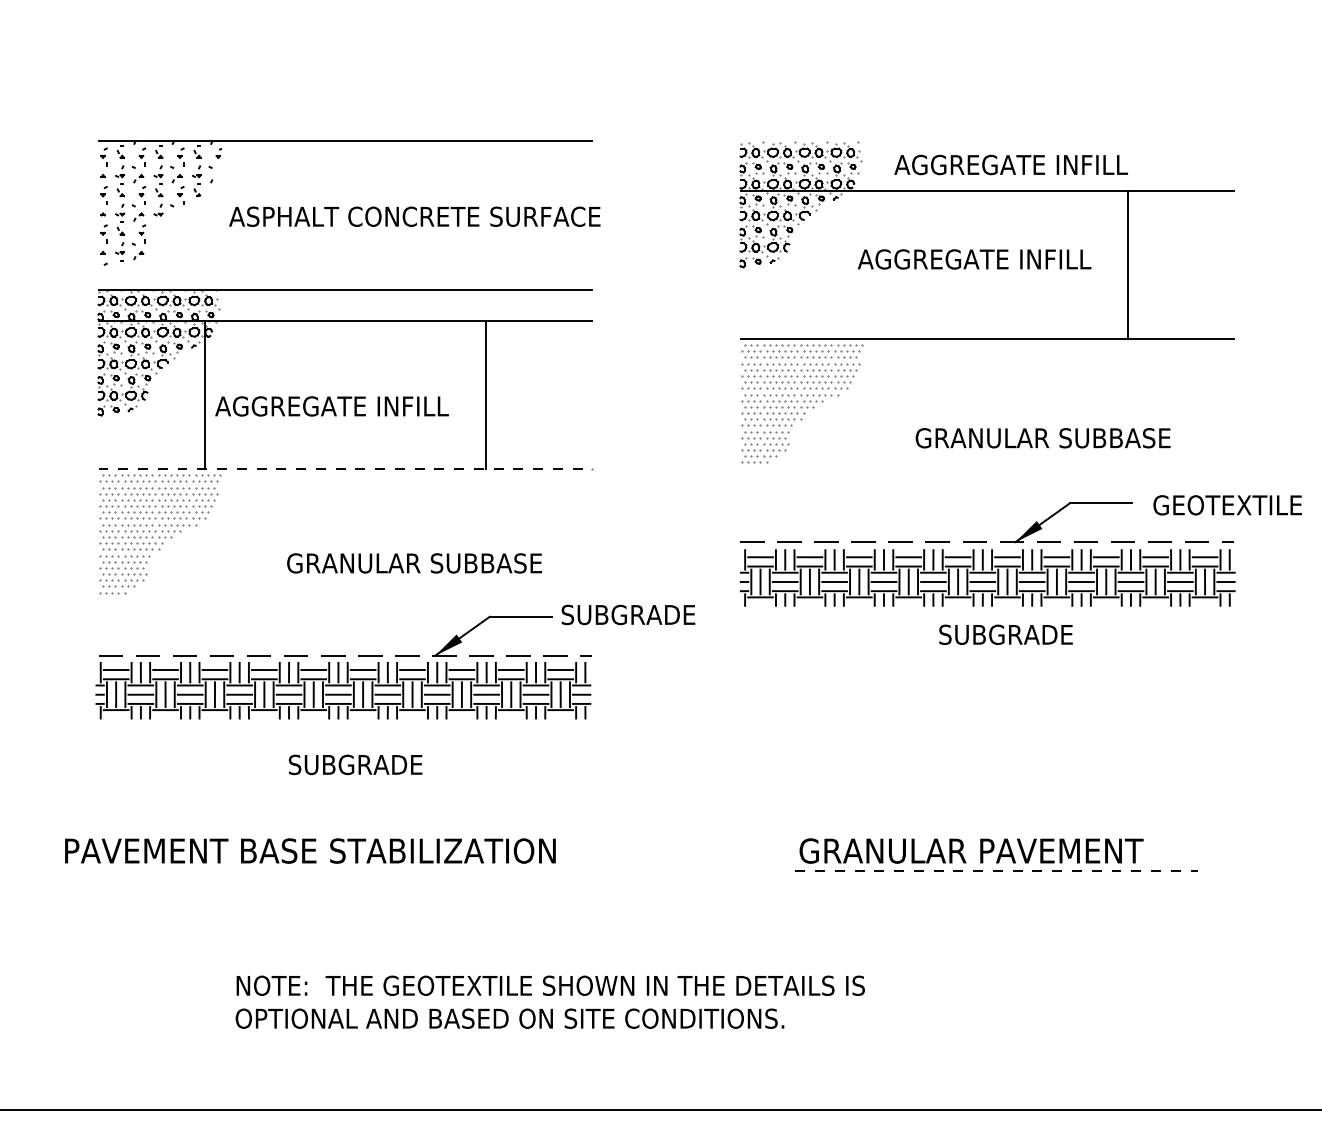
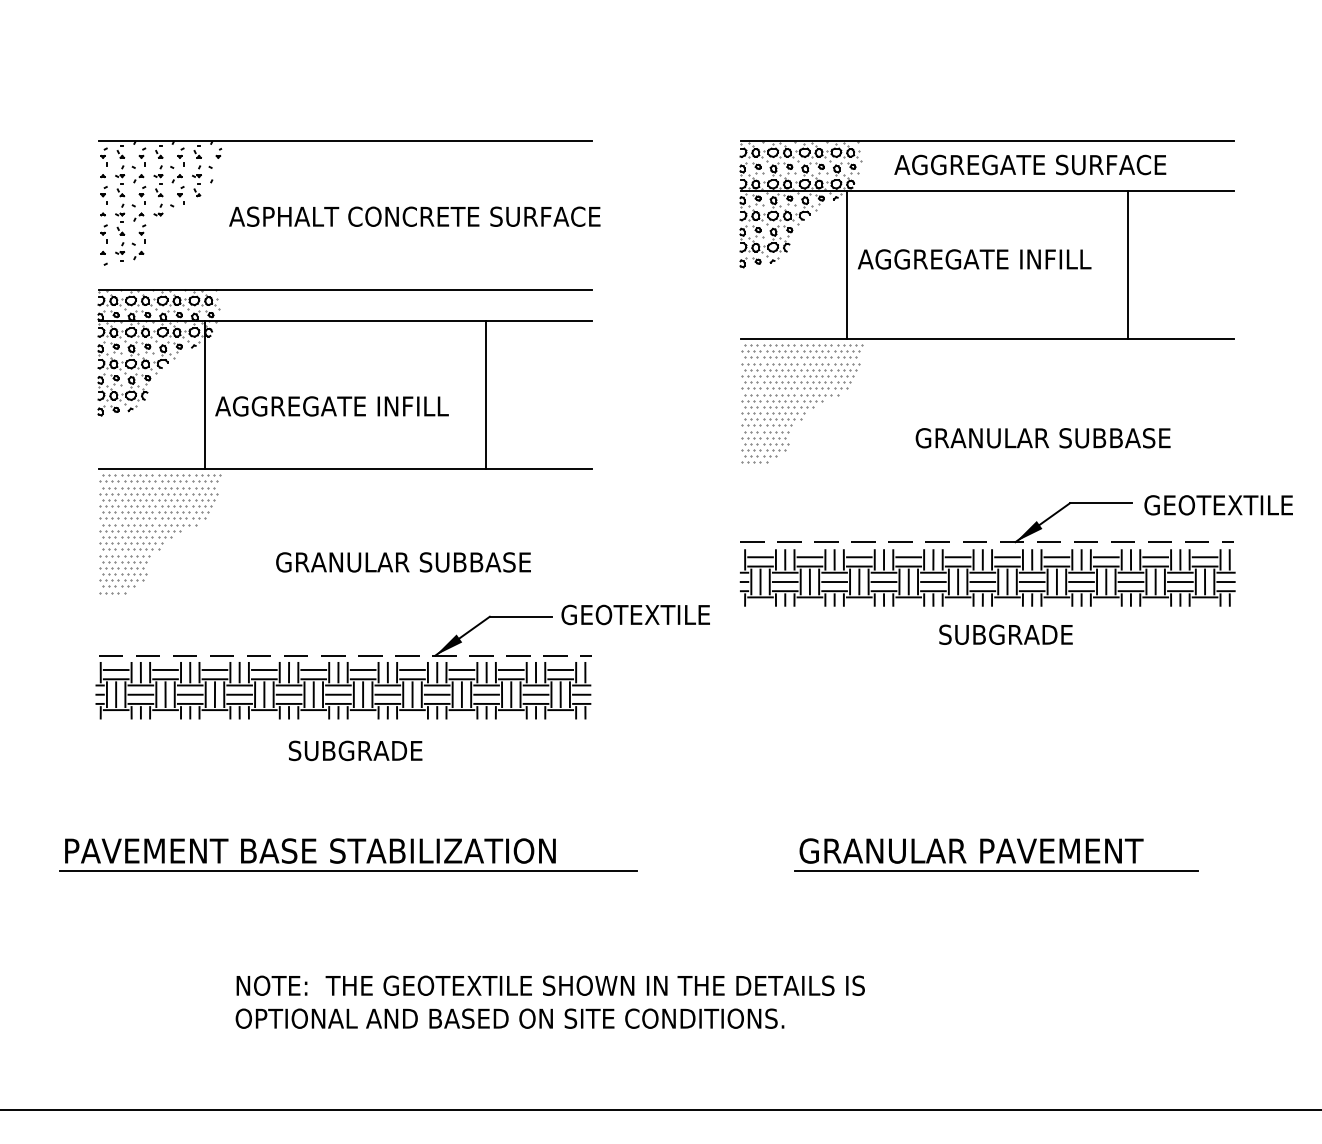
line: none -> present (987, 141)
text: AGGREGATE INFILL -> AGGREGATE SURFACE (1111, 164)
line: none -> present (846, 264)
line: dashed -> solid (345, 469)
text position: (1227, 505) -> (1218, 505) (1218, 505)
text position: (414, 563) -> (403, 562) (403, 562)
text: SUBGRADE -> GEOTEXTILE (635, 614)
text position: (355, 764) -> (355, 750) (355, 750)
line: none -> present (348, 871)
line: dashed -> solid (996, 871)
